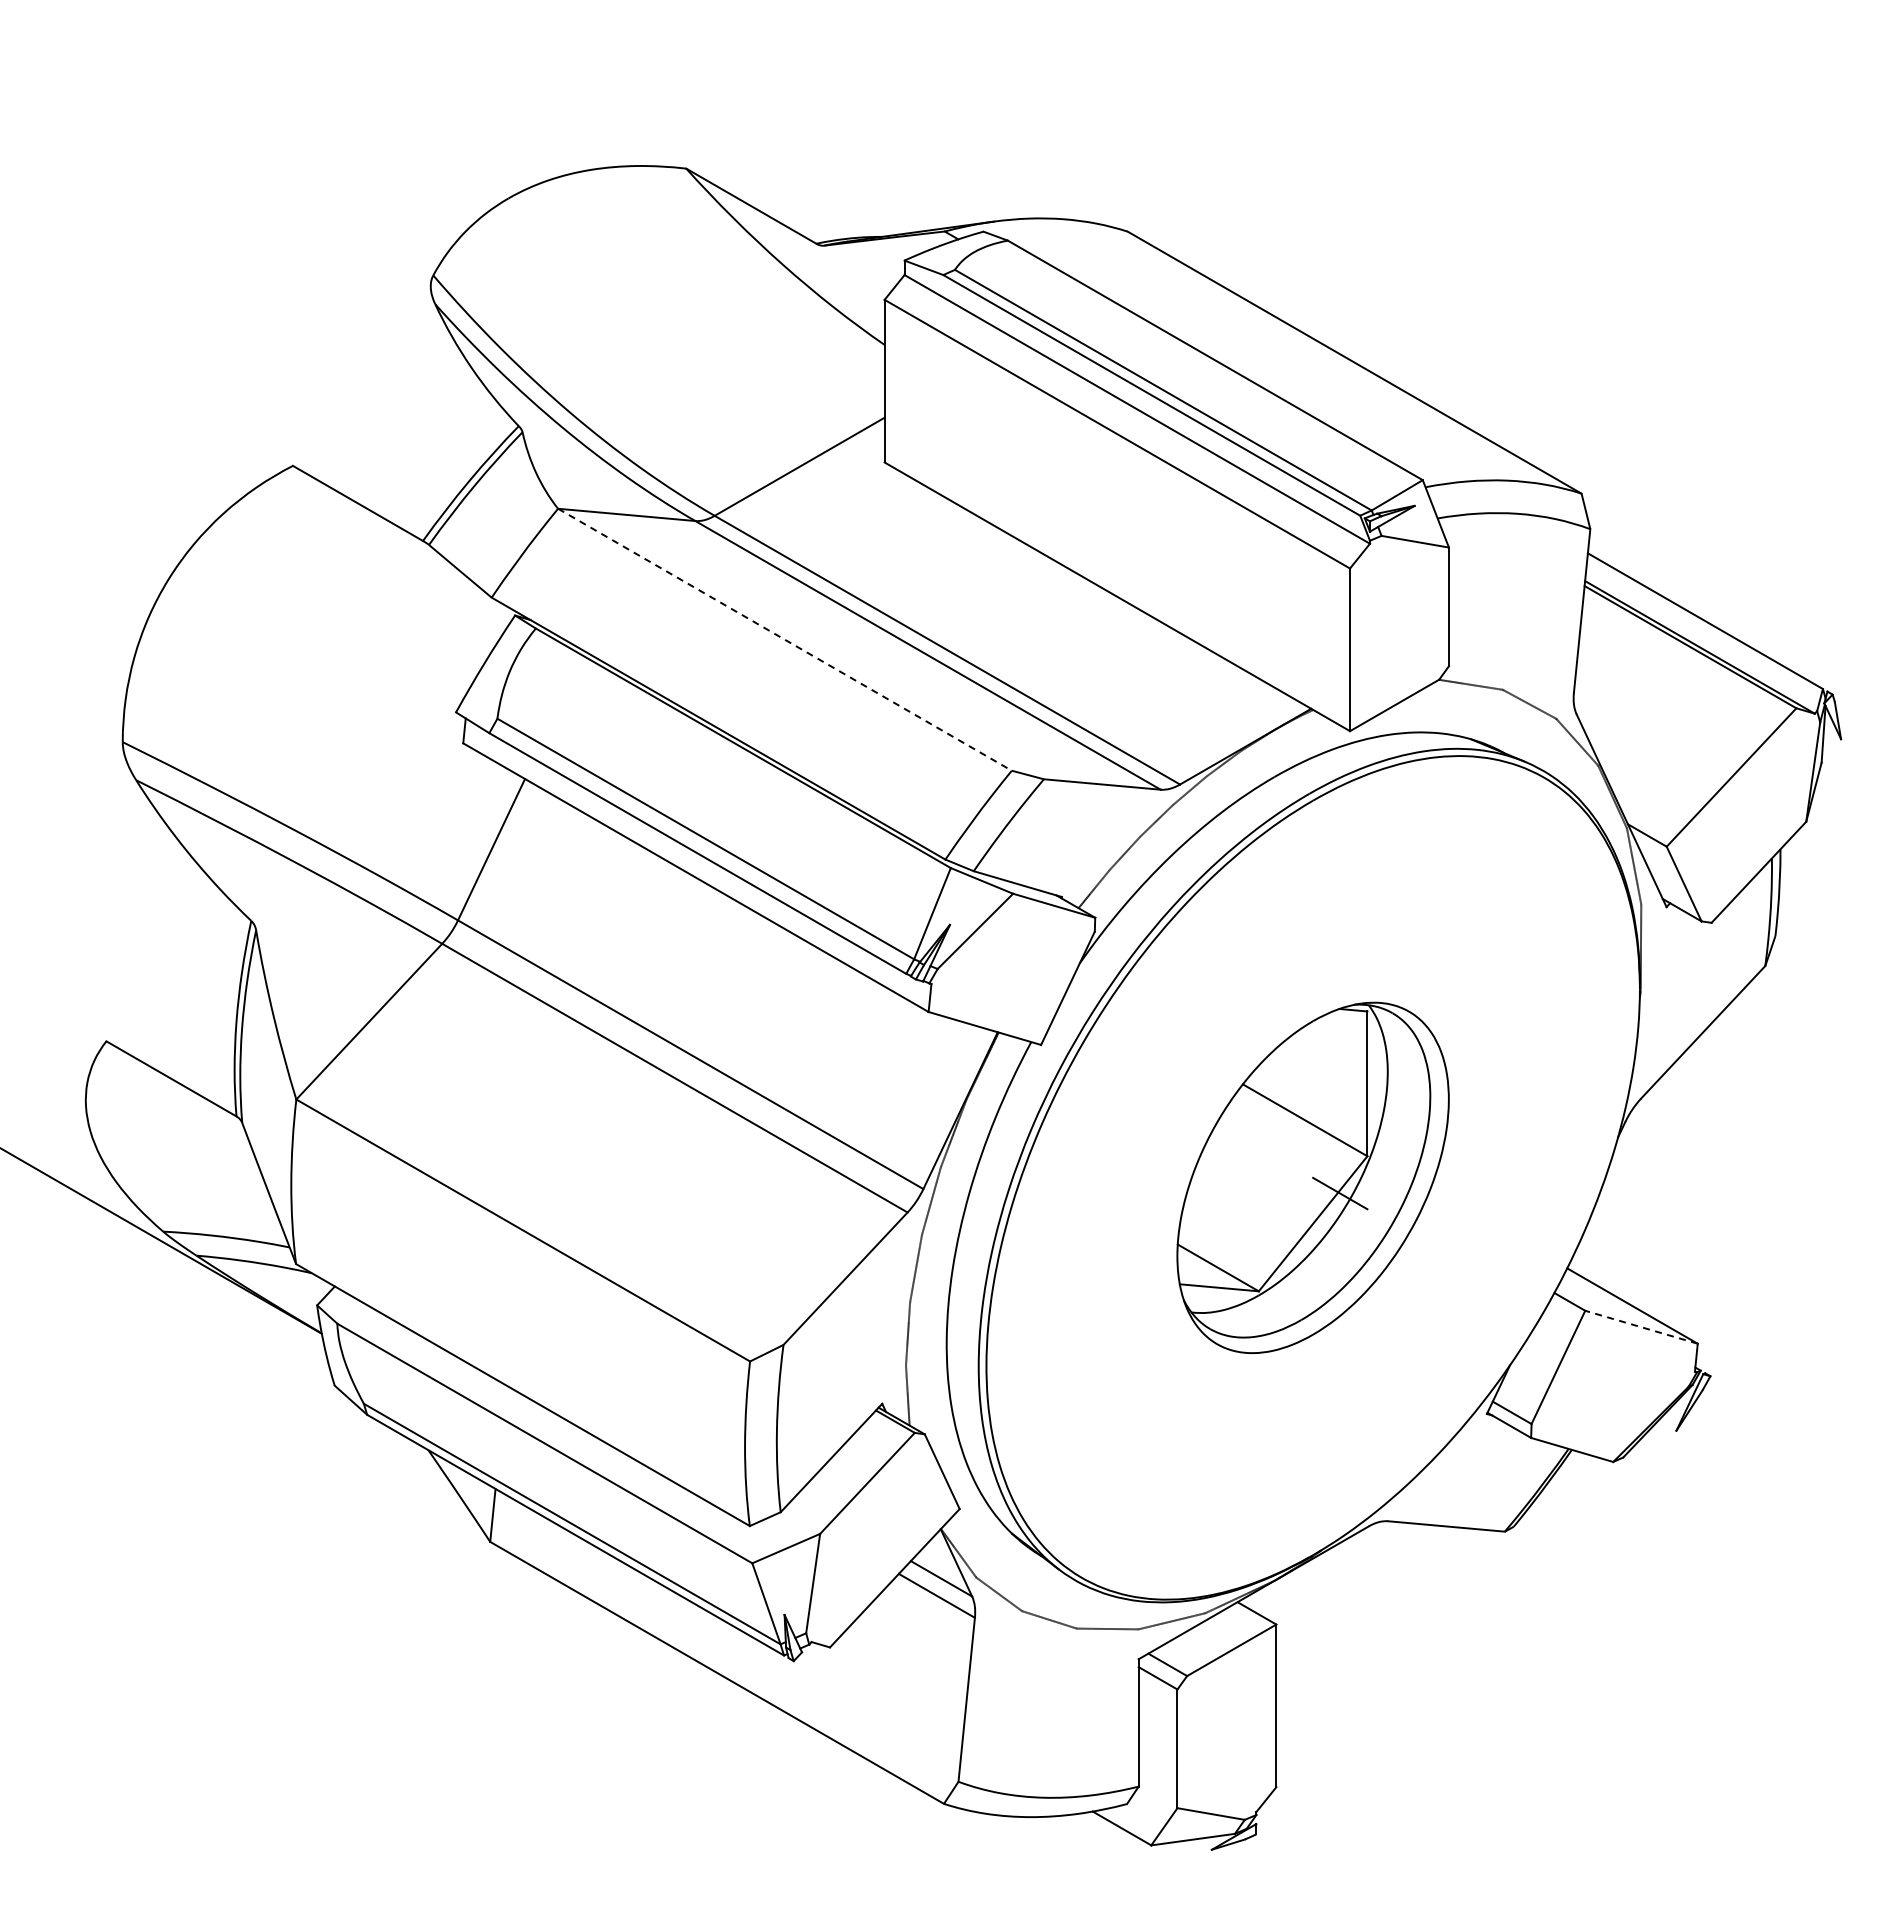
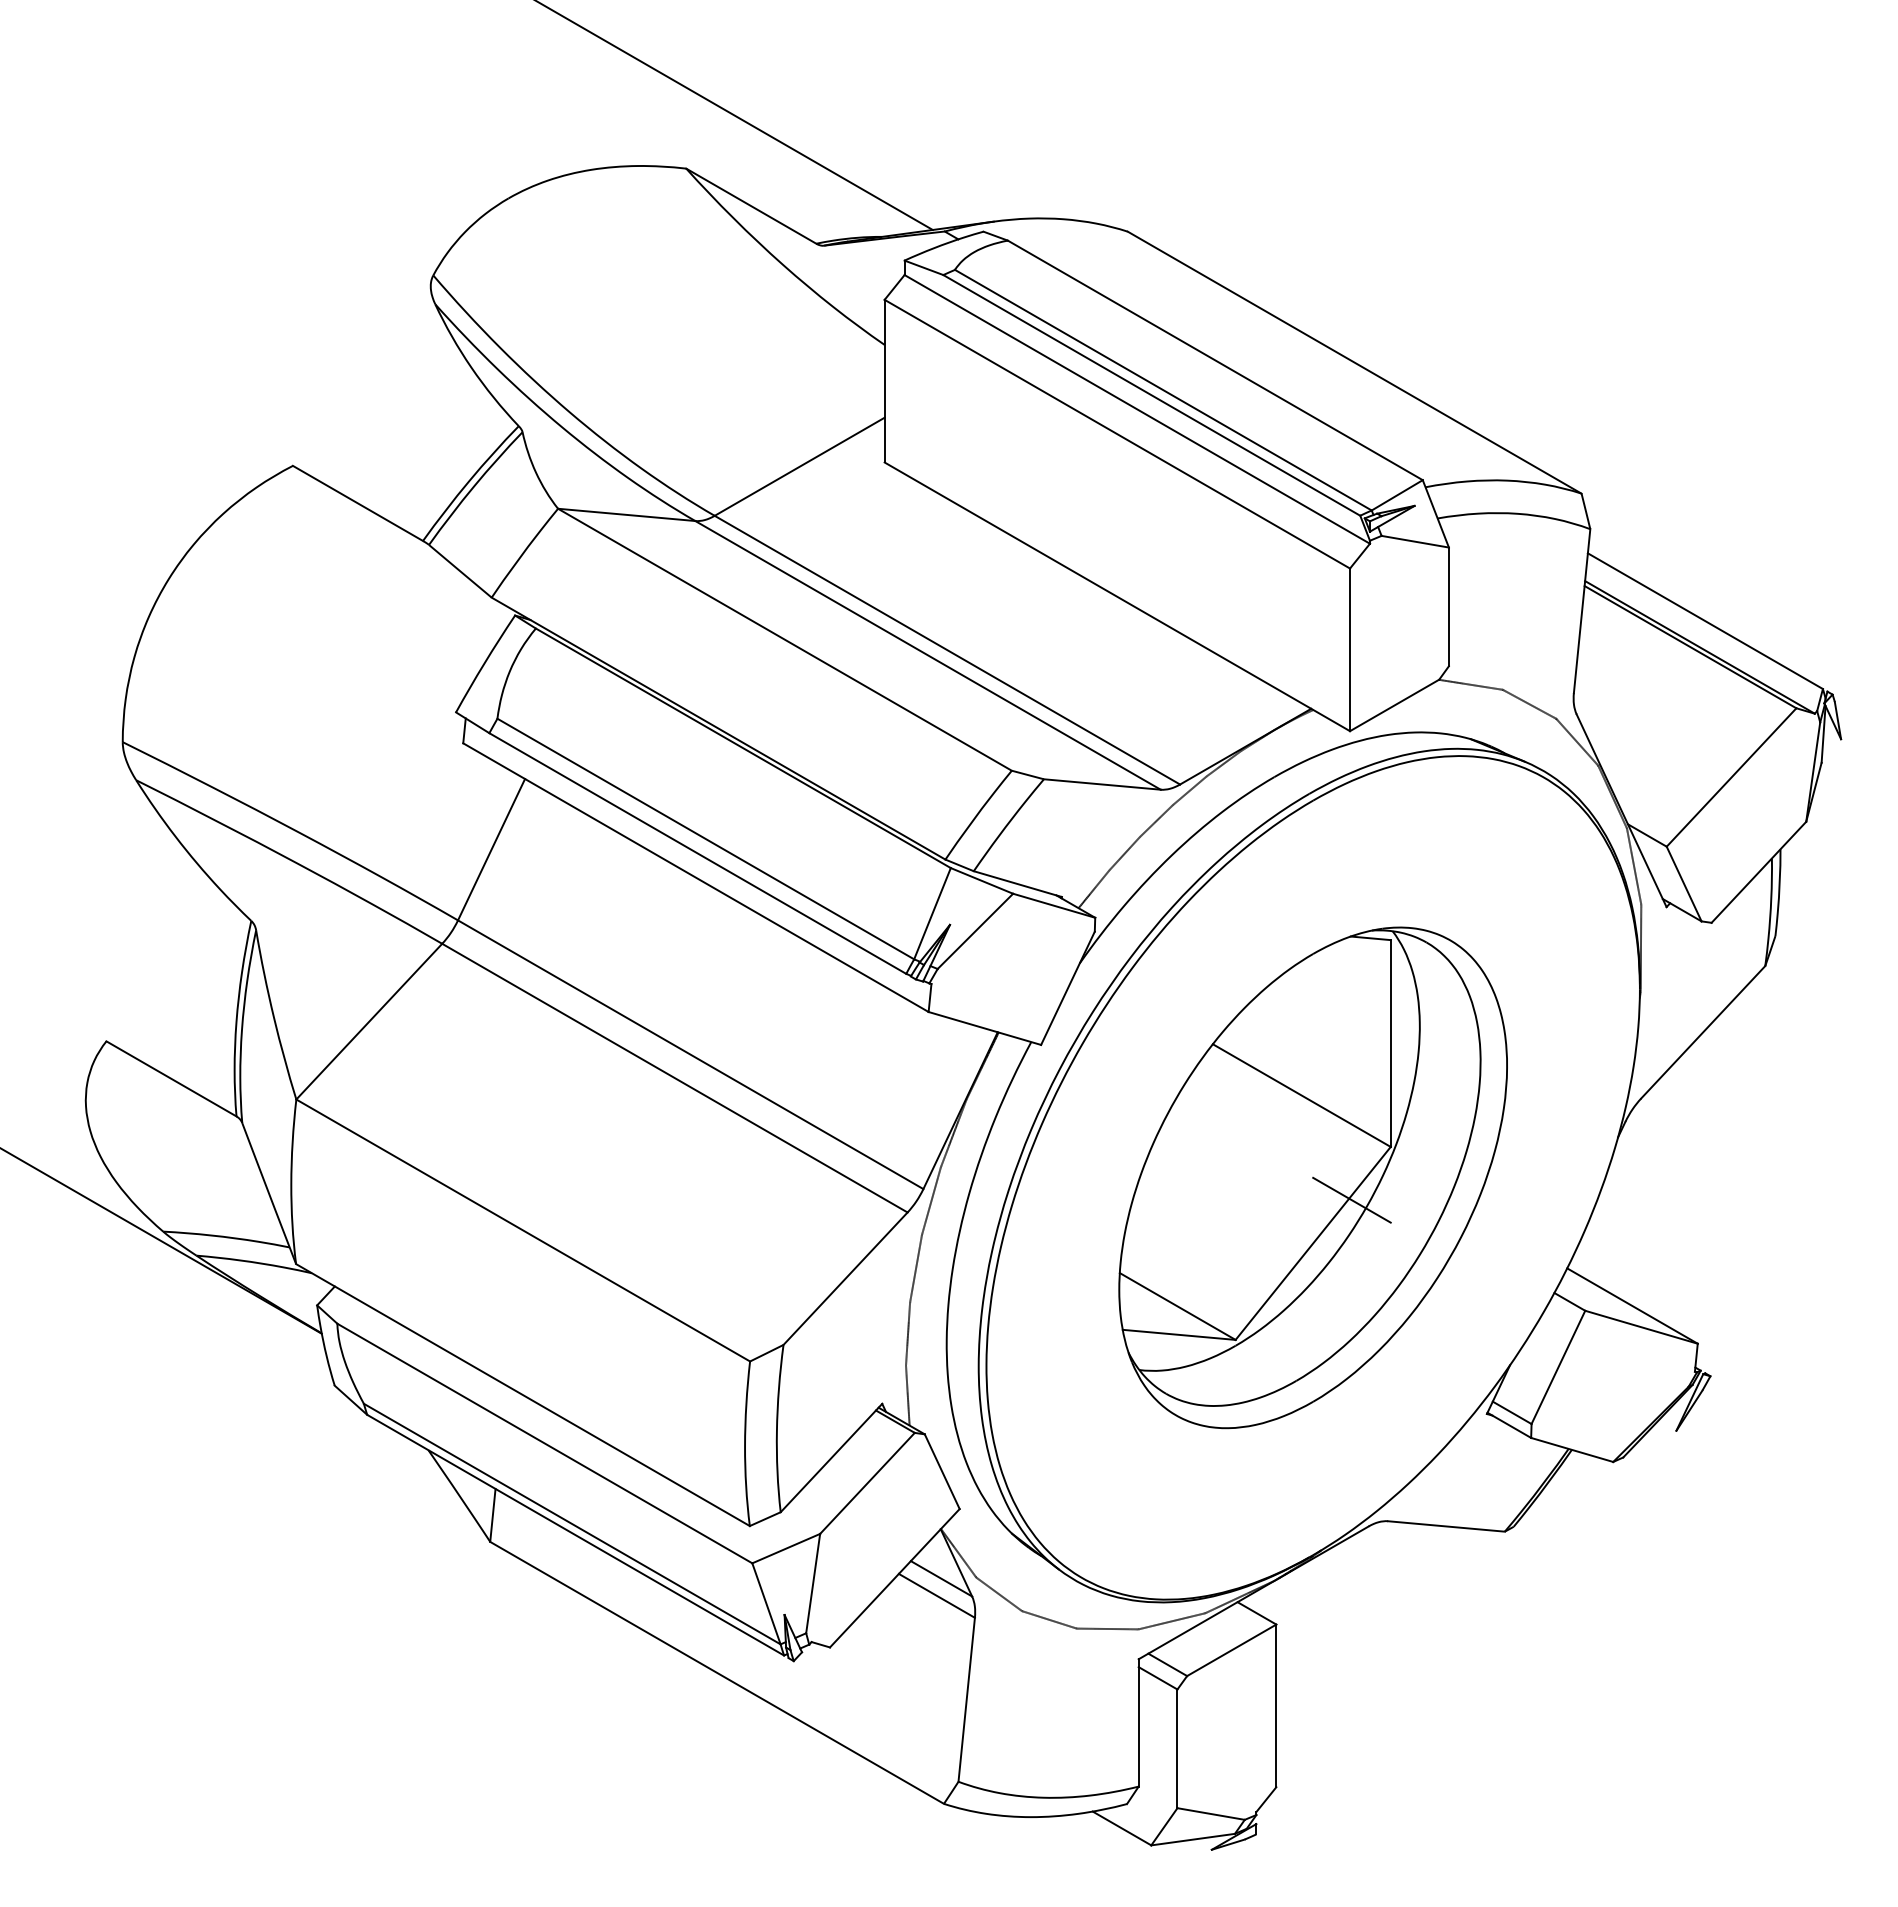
line: none -> present (735, 115)
line: dashed -> solid (784, 639)
part size: 274x353 px -> 390x504 px (1312, 1177)
line: dashed -> solid (1641, 1327)
